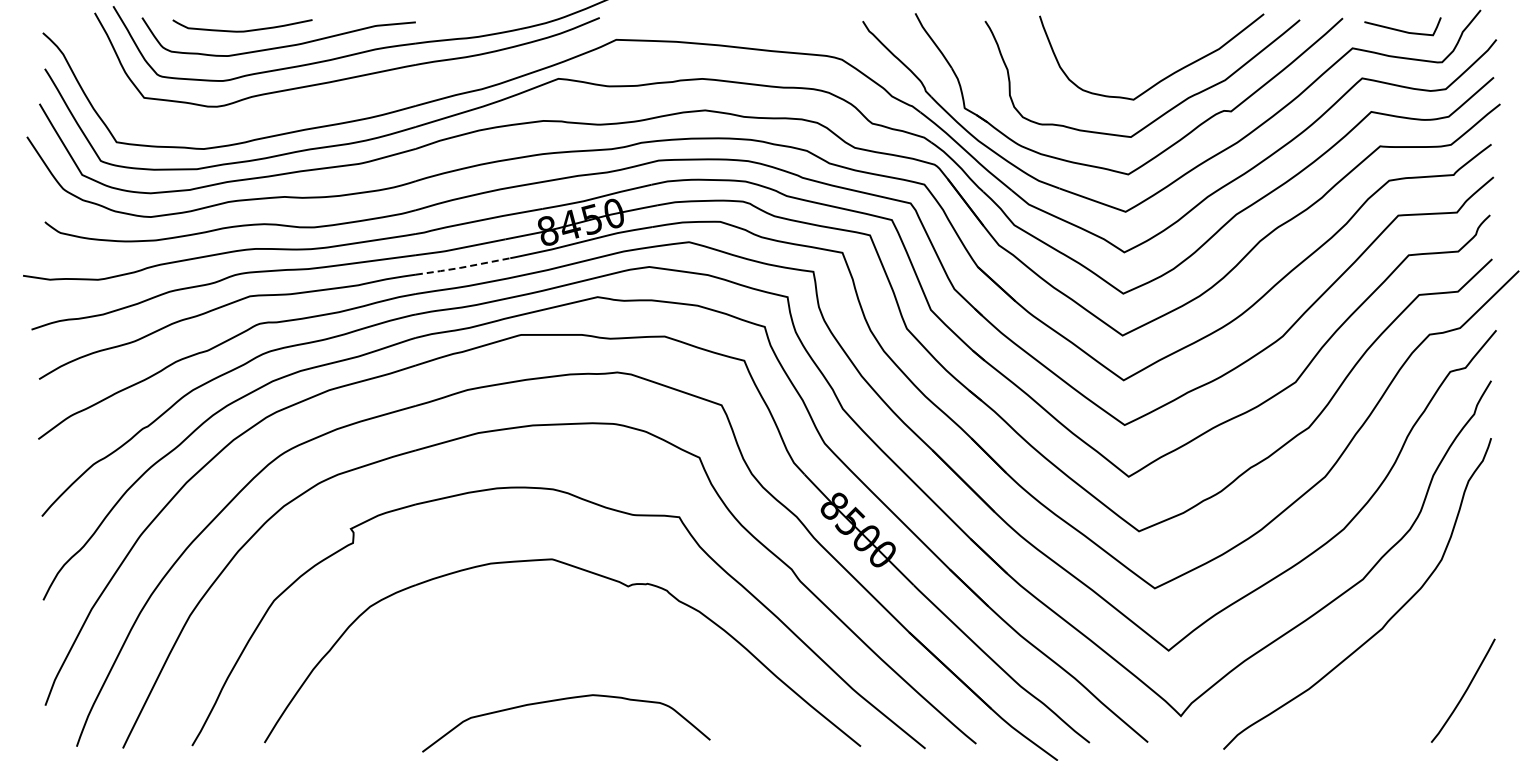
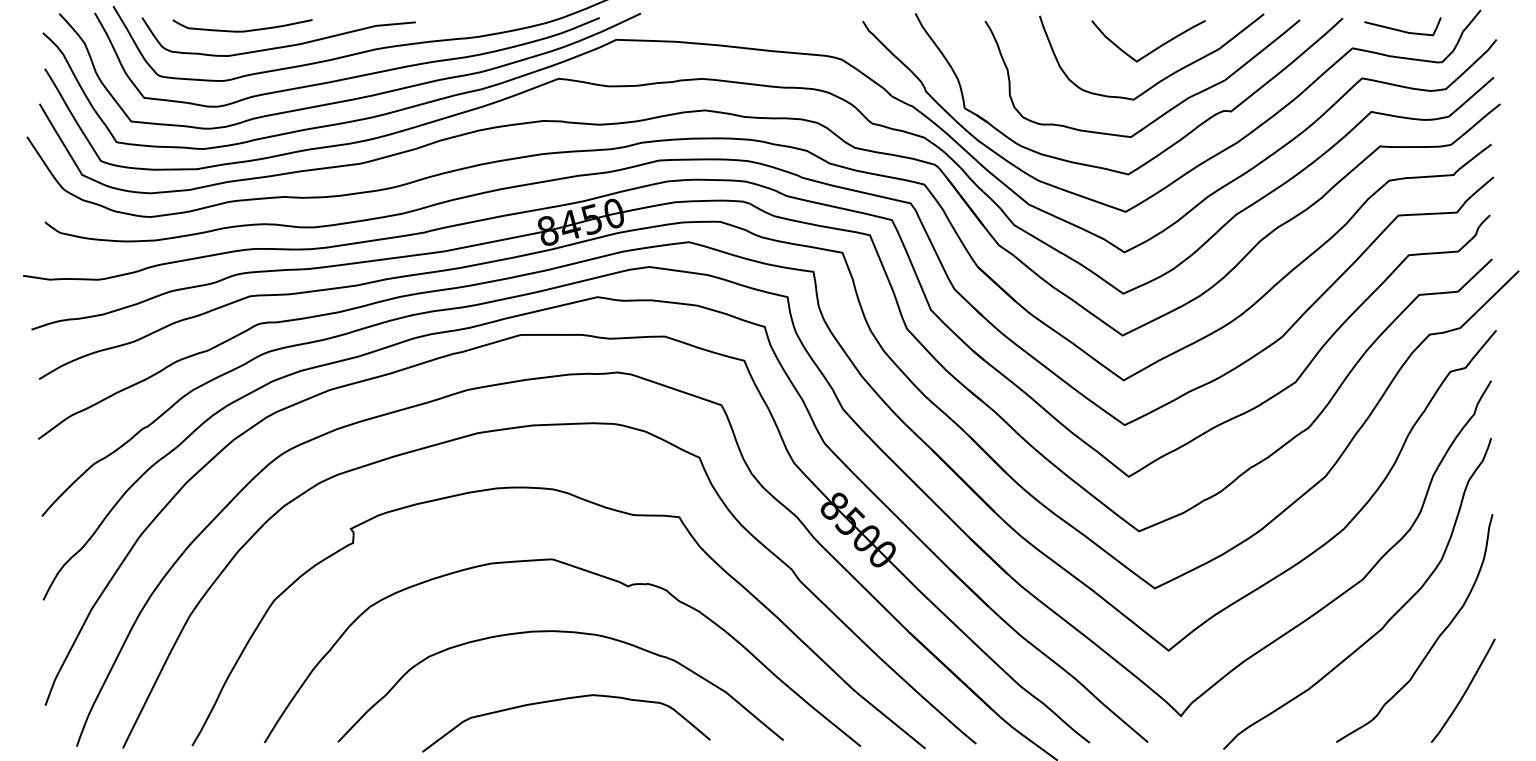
curve: none -> present (1153, 49)
part: none -> present (357, 97)
line: dashed -> solid (463, 267)
part: none -> present (560, 632)
curve: none -> present (1434, 641)
